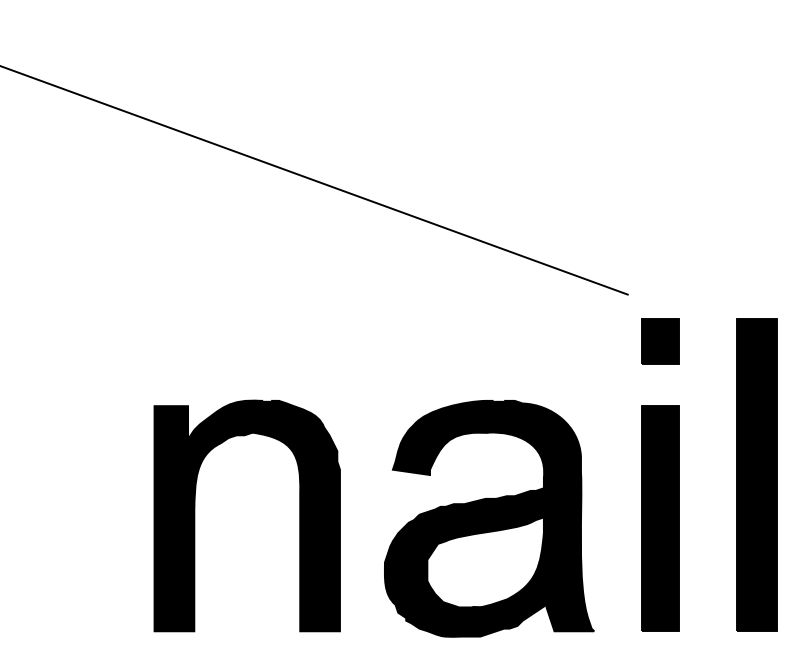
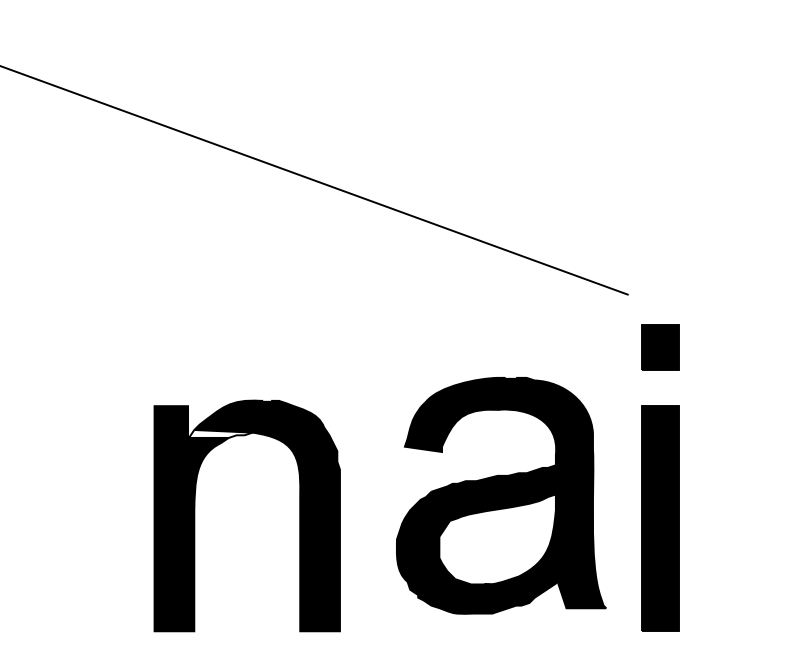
part position: (660, 341) -> (660, 347) (660, 347)
fill: present -> none (220, 433)
part: present -> none (756, 474)
part position: (489, 518) -> (501, 495) (501, 495)
